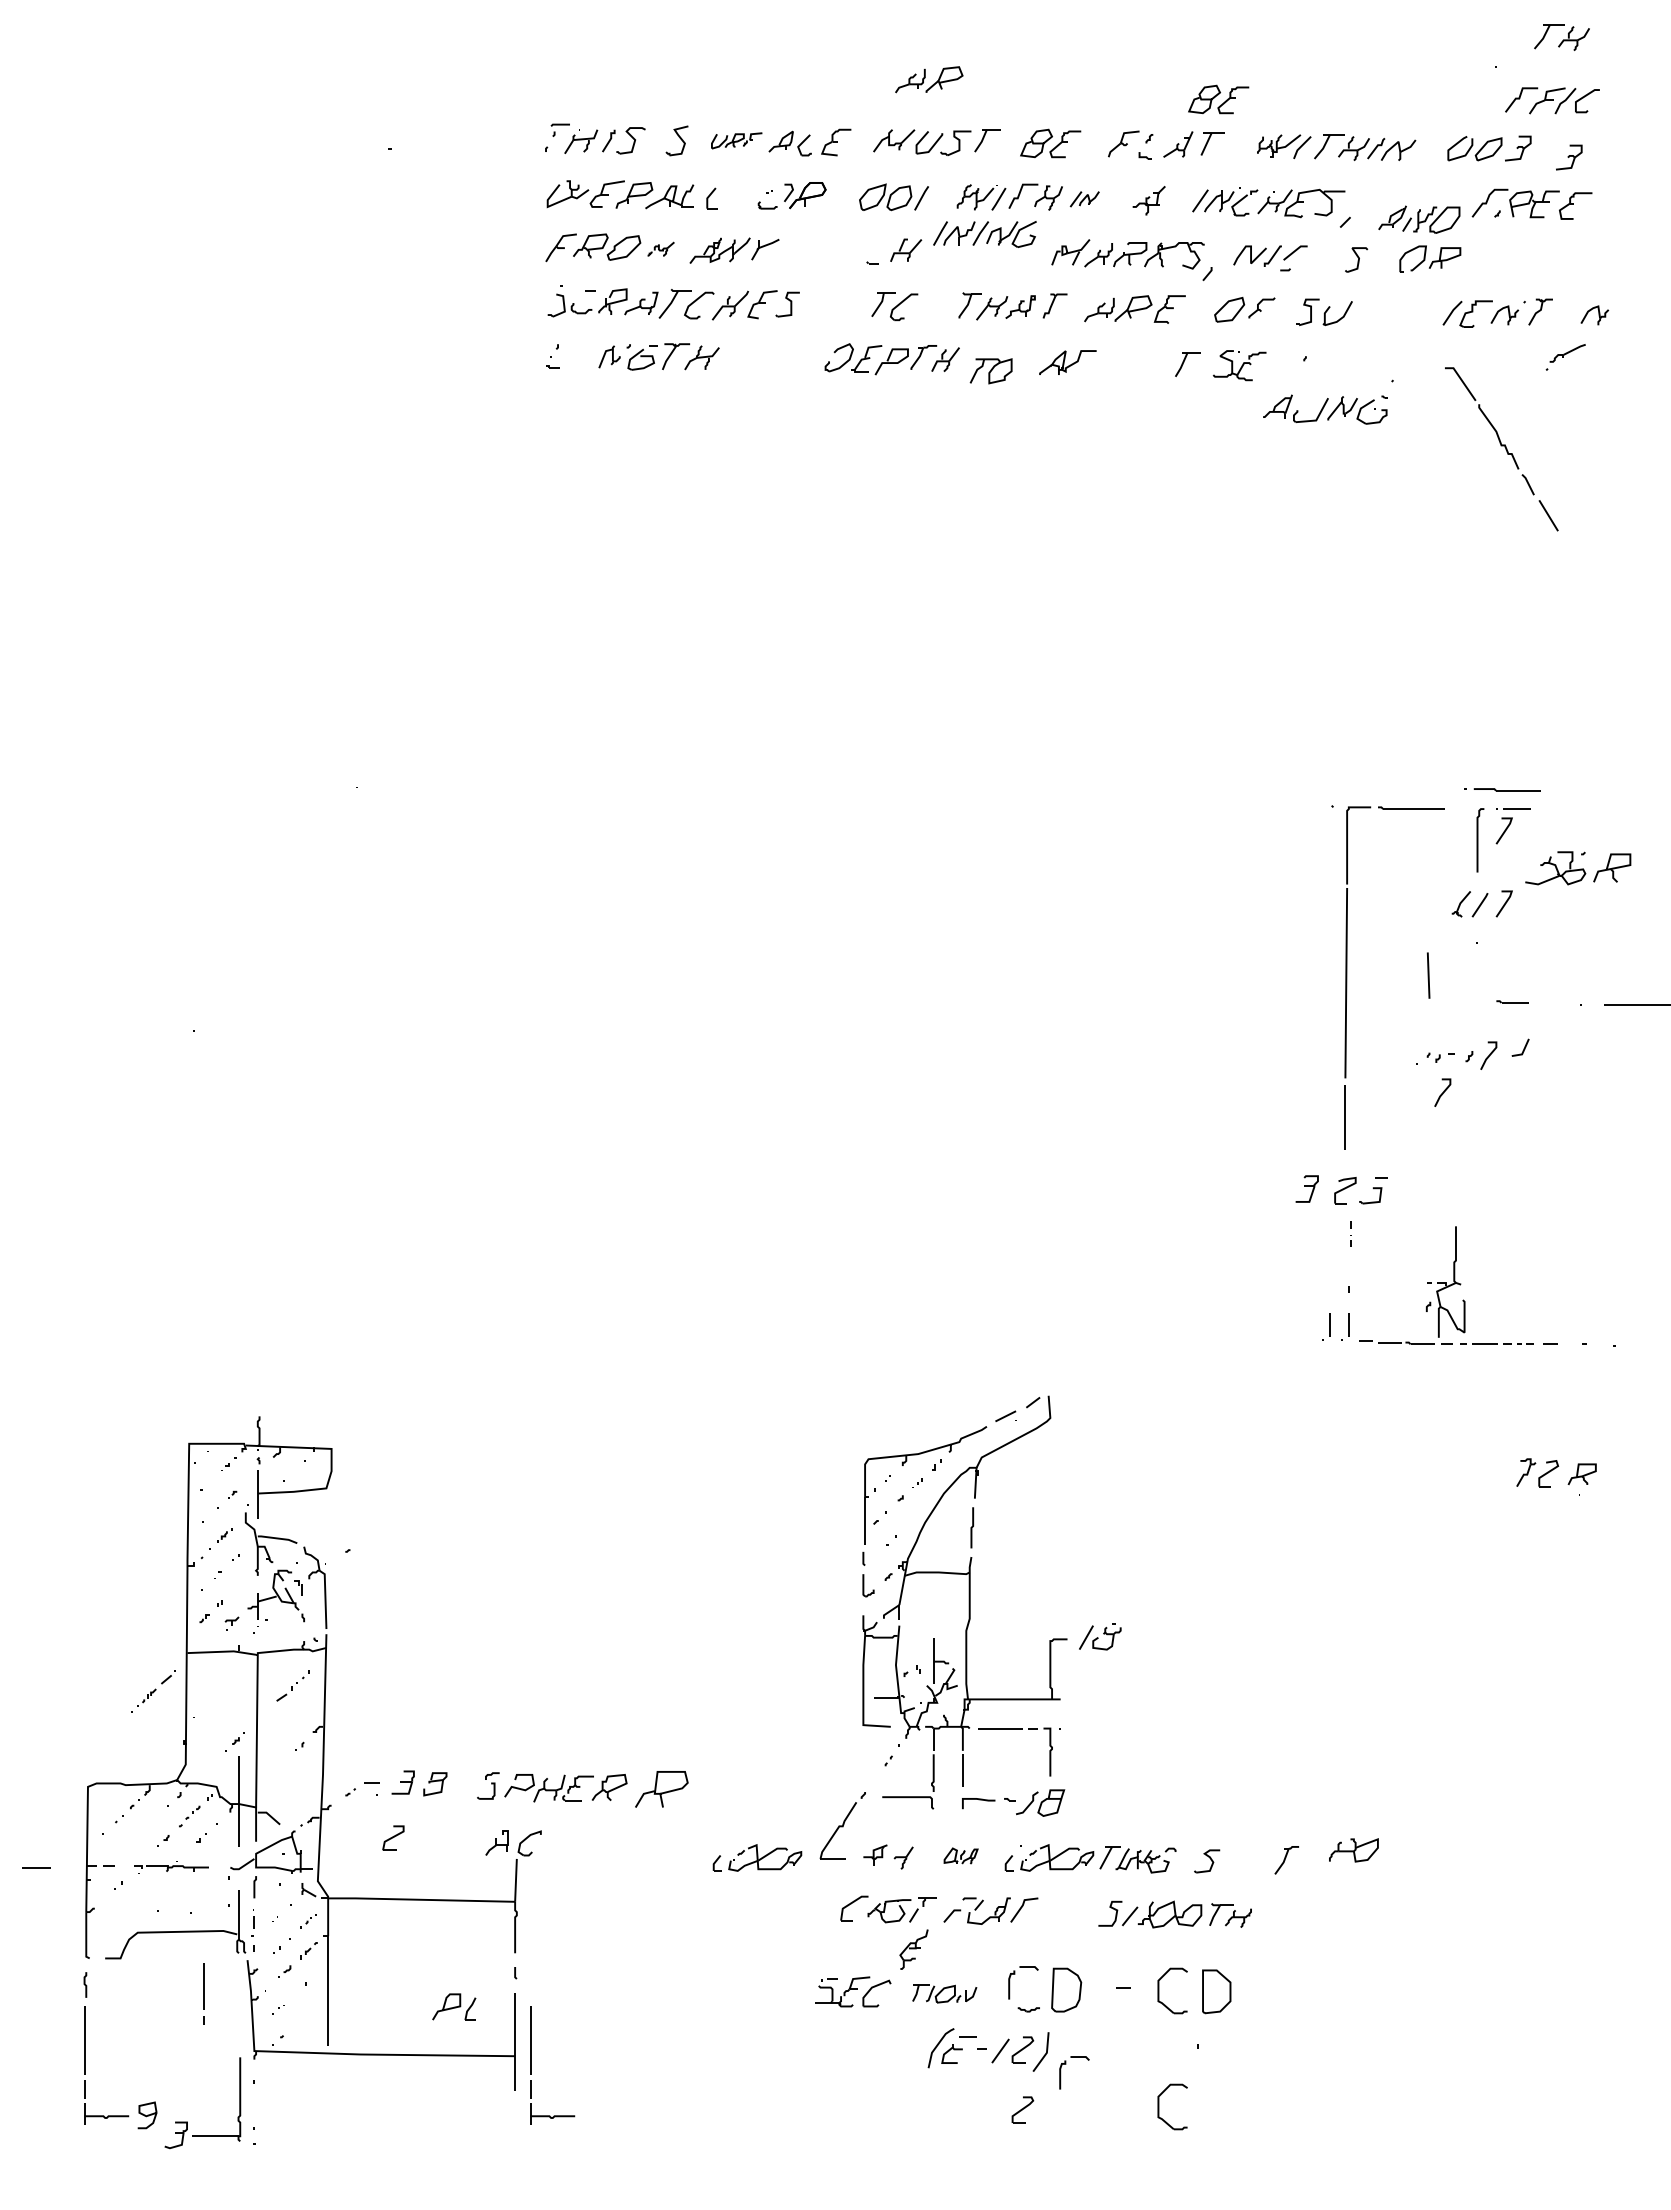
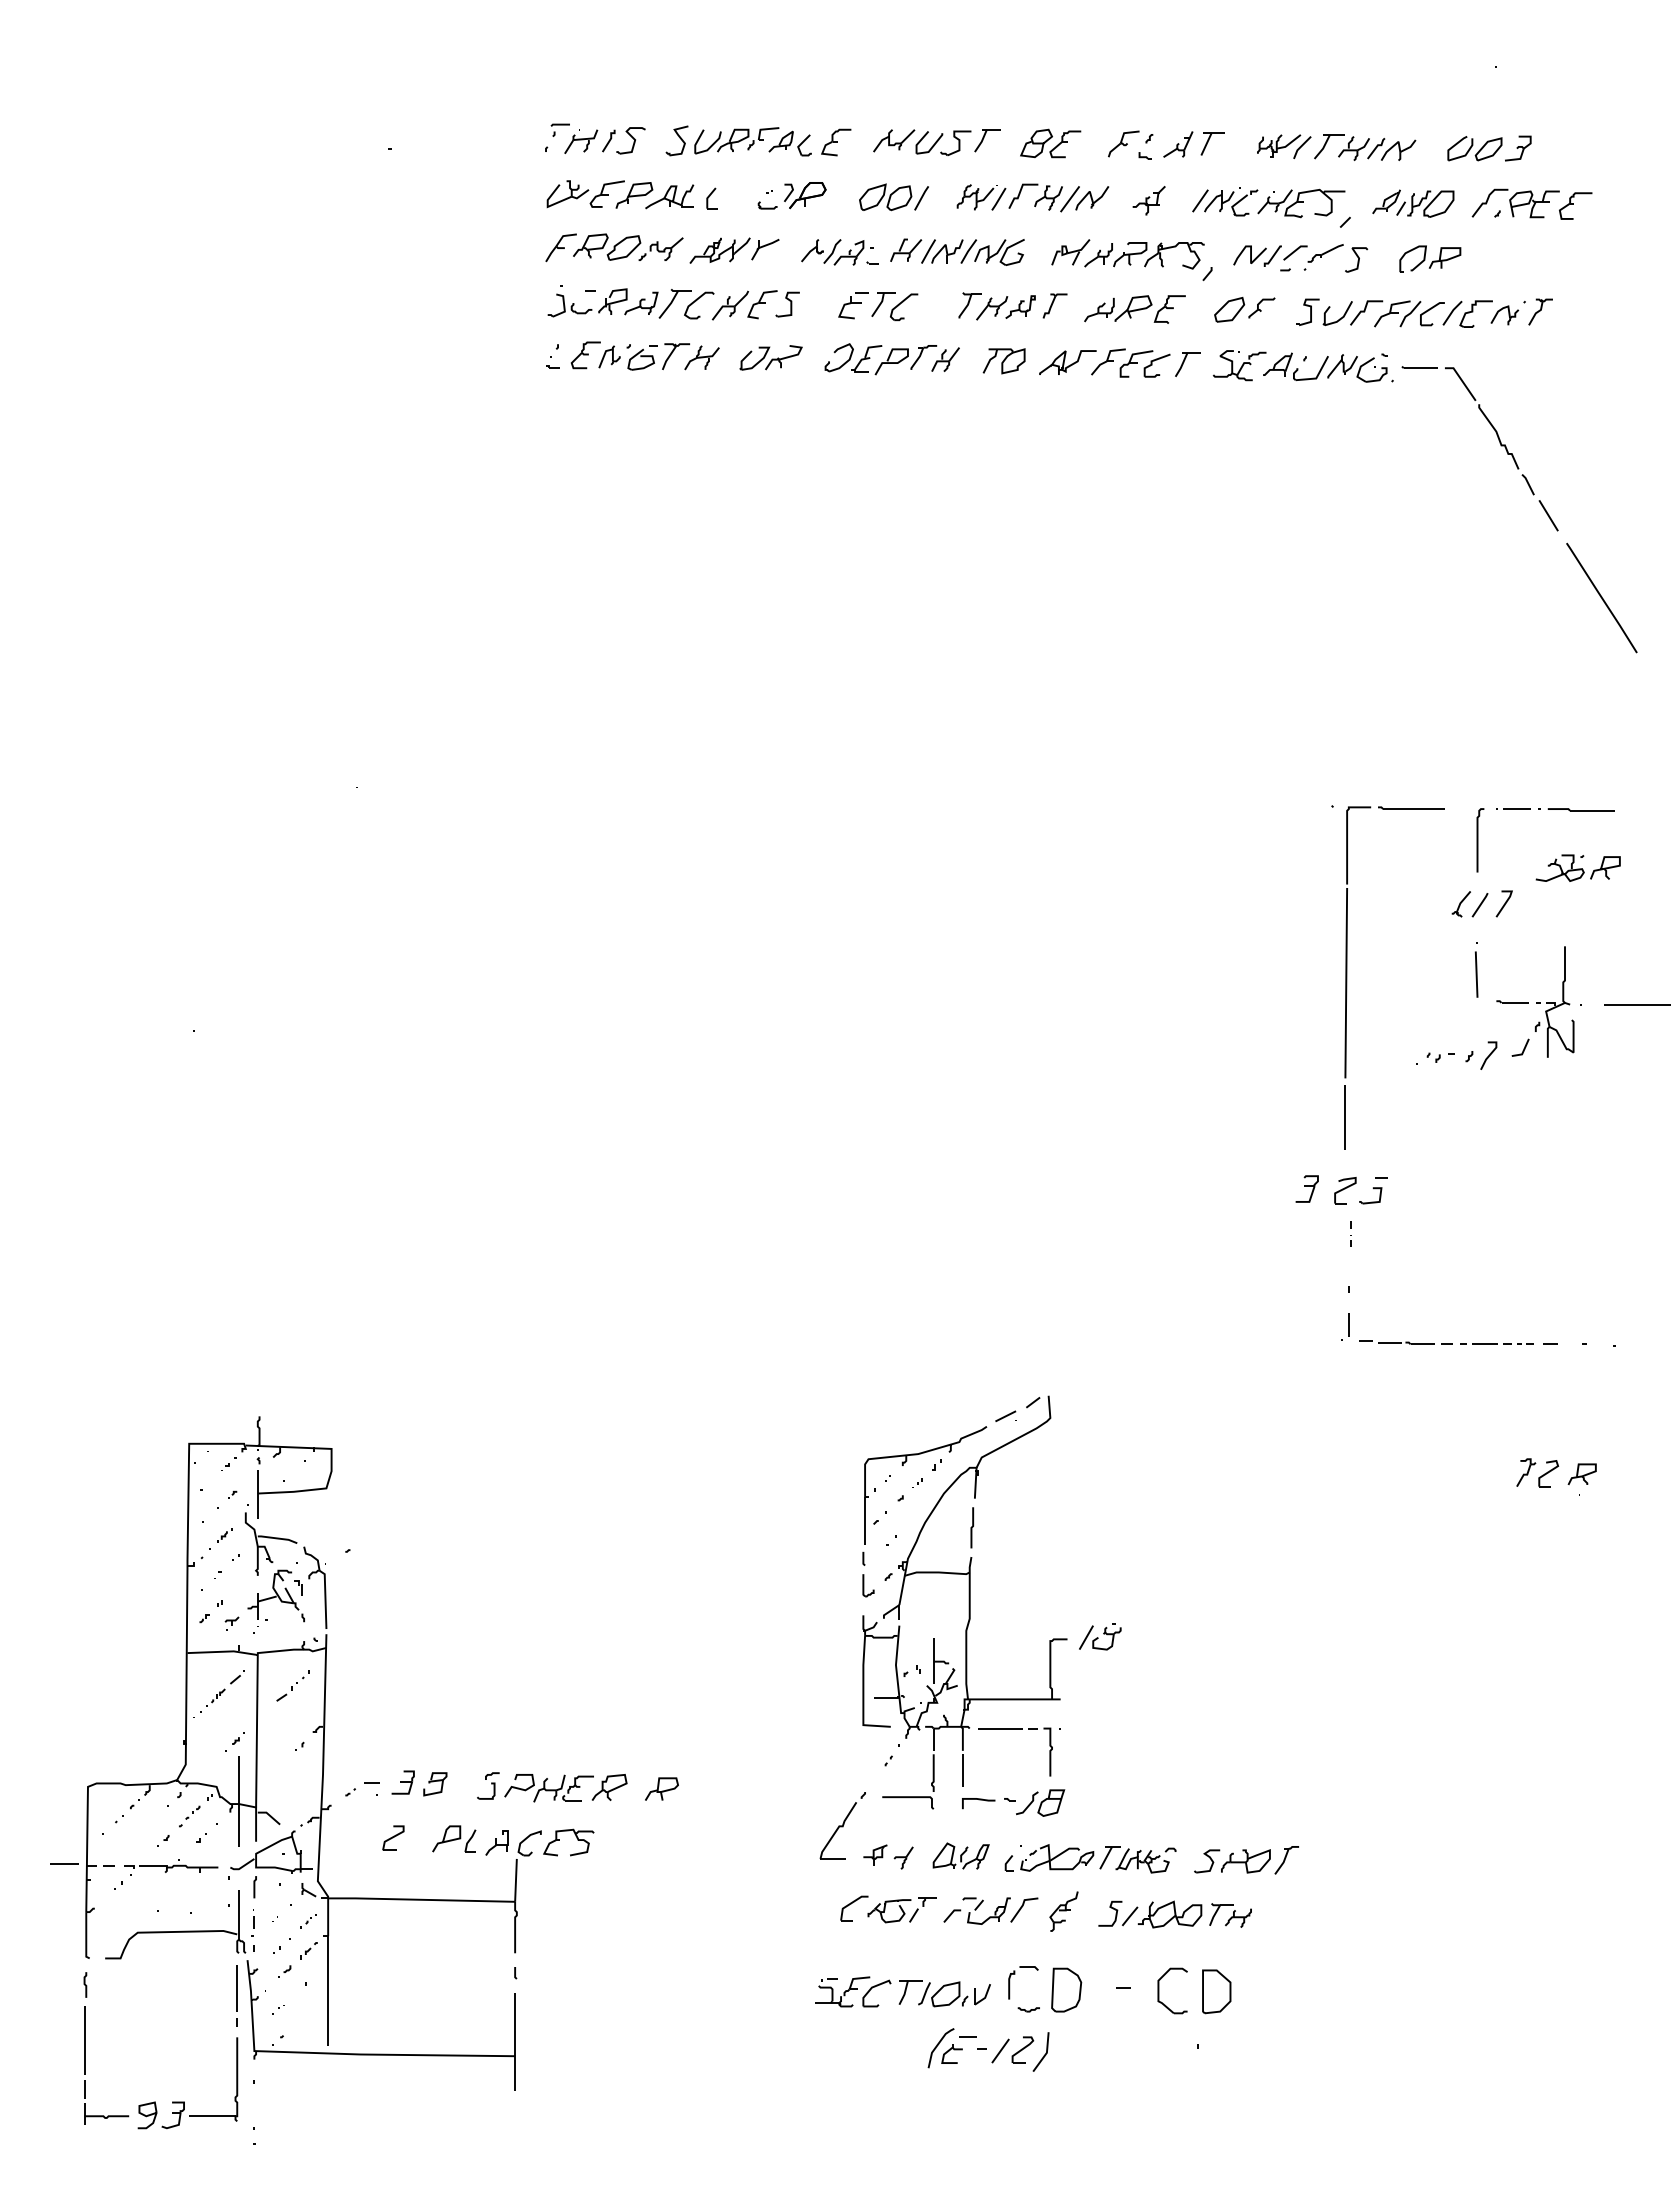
part: present -> none (1561, 37)
part: present -> none (929, 79)
part: present -> none (1218, 99)
part position: (1552, 100) -> (1397, 313) (1397, 313)
part size: 52x18 px -> 86x28 px (736, 140)
part: present -> none (1569, 157)
part size: 31x17 px -> 50x27 px (1084, 199)
part position: (1419, 219) -> (1413, 203) (1413, 203)
part position: (984, 234) -> (972, 252) (972, 252)
part size: 28x16 px -> 46x24 px (660, 248)
part: none -> present (837, 252)
part: none -> present (853, 305)
part: present -> none (1594, 315)
part: none -> present (585, 355)
part: none -> present (770, 357)
part position: (1565, 357) -> (1323, 257) (1323, 257)
part: none -> present (1130, 362)
line: none -> present (1419, 367)
part position: (990, 371) -> (1003, 361) (1003, 361)
part position: (1325, 409) -> (1325, 367) (1325, 367)
line: none -> present (1601, 597)
part position: (1502, 789) -> (1576, 809) (1576, 809)
line: present -> none (1504, 830)
part size: 107x35 px -> 86x28 px (1577, 867)
line position: (1428, 975) -> (1476, 974) (1476, 974)
line: present -> none (1442, 1092)
part position: (1445, 1281) -> (1554, 1001) (1554, 1001)
part: present -> none (1326, 1326)
part position: (153, 1691) -> (222, 1691) (222, 1691)
part size: 54x37 px -> 34x24 px (661, 1788)
part: none -> present (576, 1838)
part position: (1353, 1850) -> (1245, 1861) (1245, 1861)
part size: 36x18 px -> 58x28 px (960, 1855)
part: present -> none (757, 1857)
line position: (36, 1867) -> (64, 1863) (64, 1863)
part size: 75x13 px -> 95x17 px (171, 1867)
part position: (913, 1949) -> (1063, 1911) (1063, 1911)
line position: (203, 1993) -> (236, 1995) (236, 1995)
part size: 66x20 px -> 93x28 px (944, 1993)
part position: (454, 2006) -> (454, 1838) (454, 1838)
part: present -> none (1066, 2064)
part: present -> none (531, 2065)
part: present -> none (1159, 2106)
part: present -> none (1022, 2109)
part position: (187, 2121) -> (184, 2101) (184, 2101)
